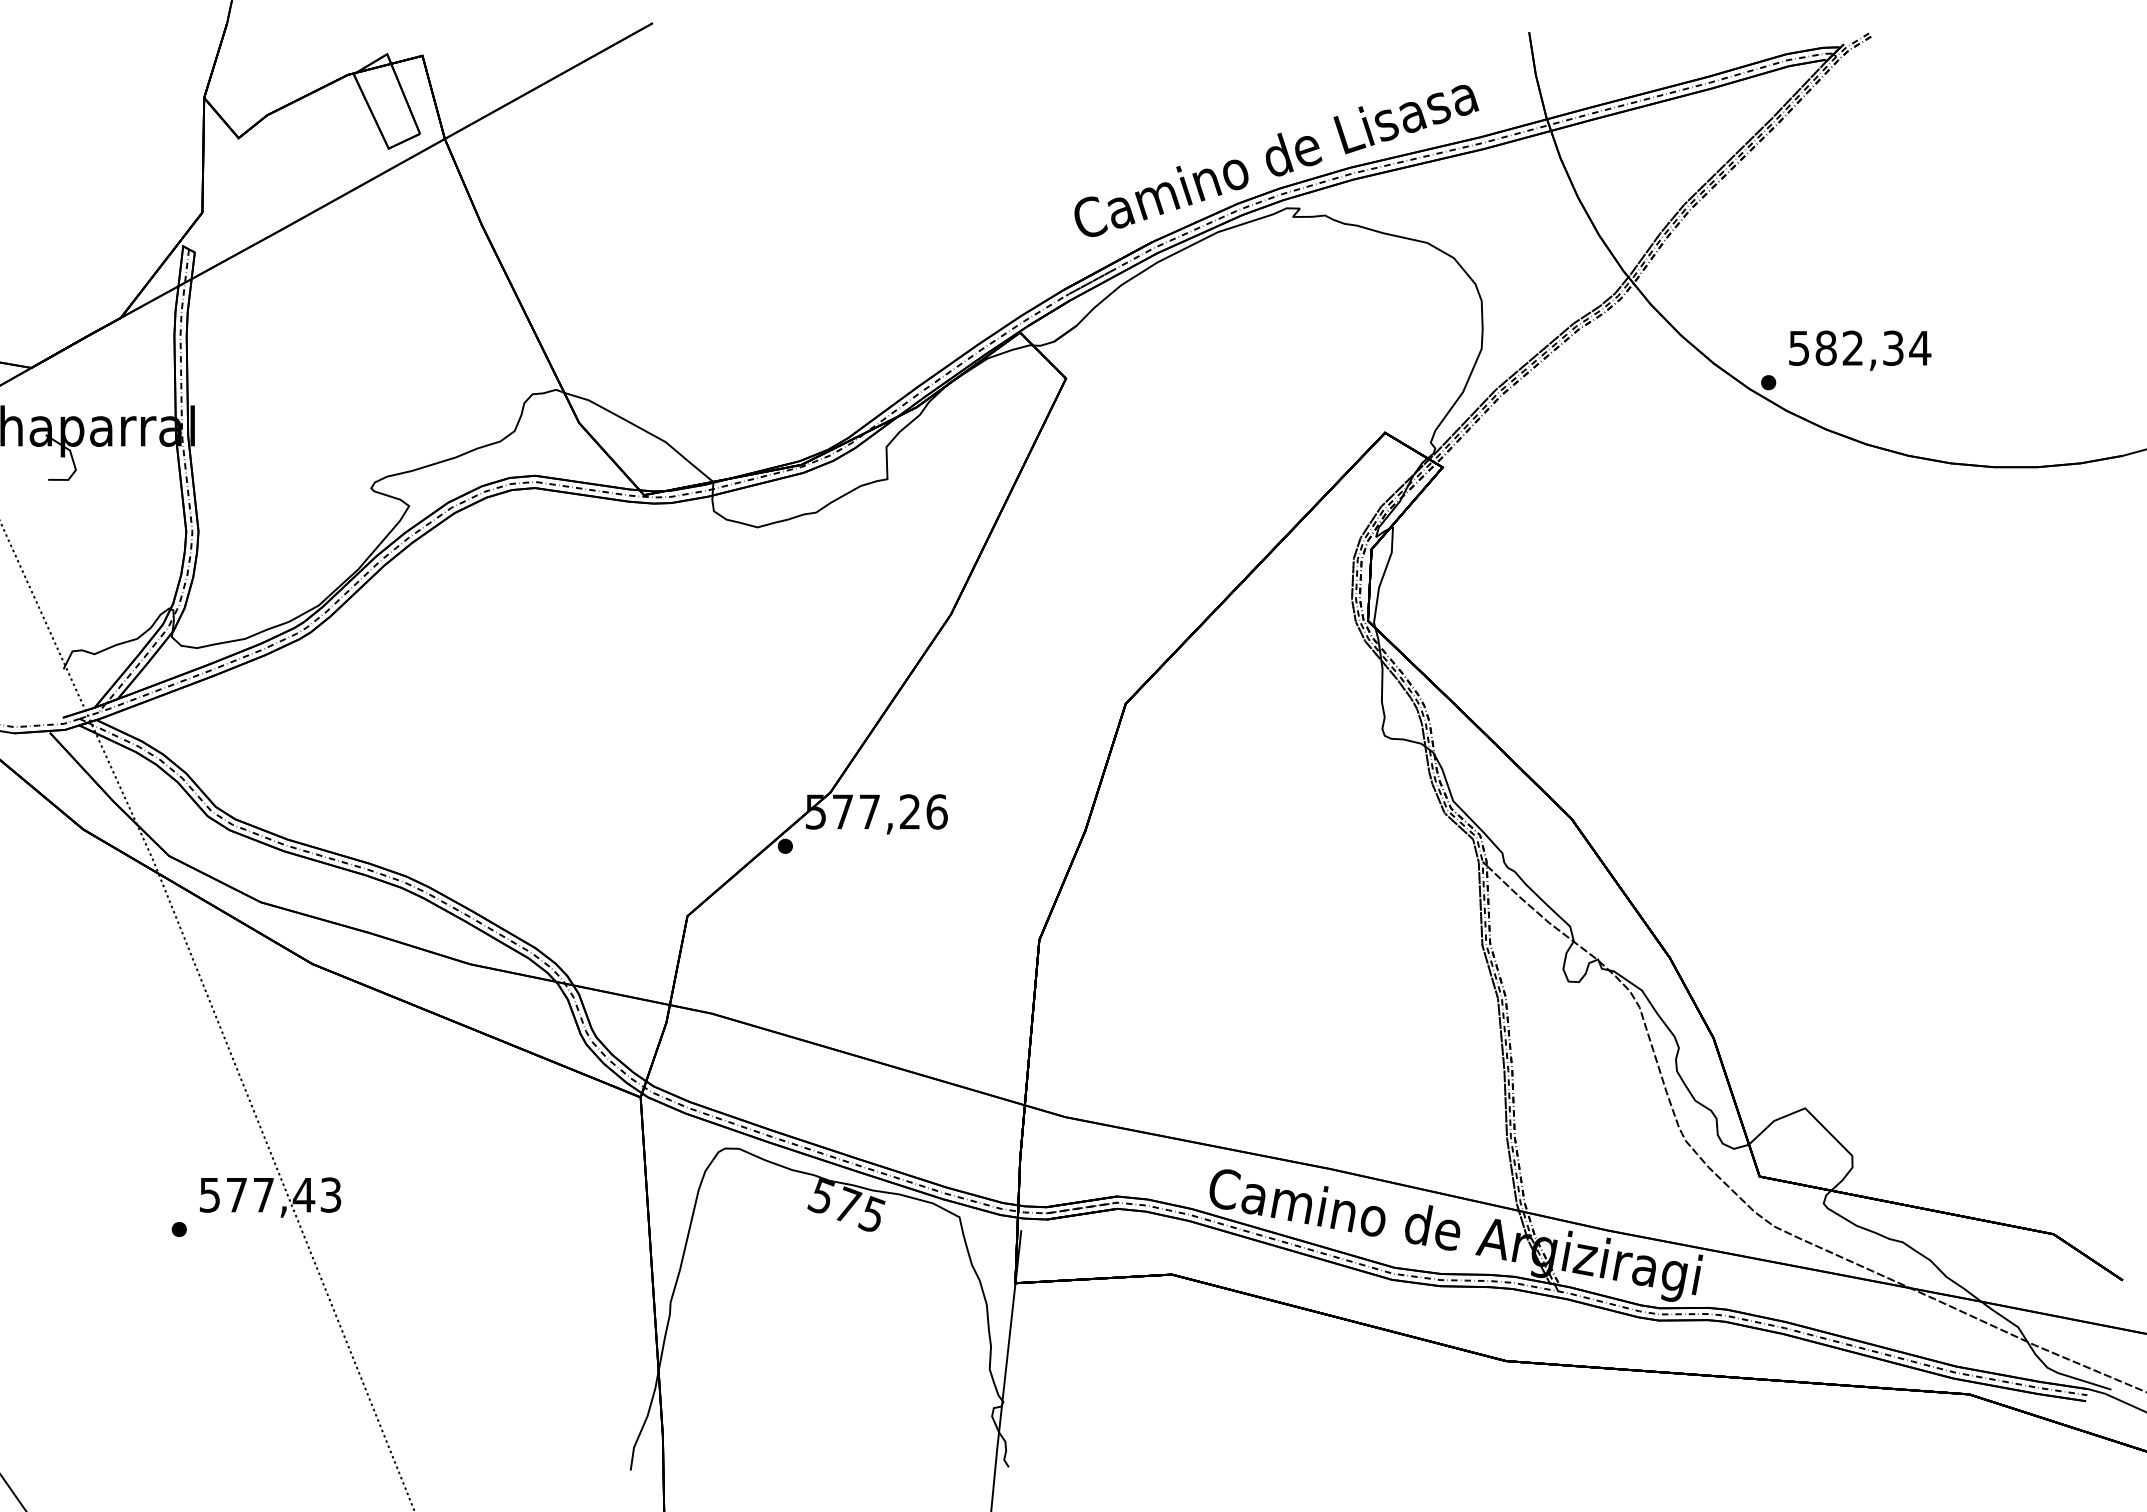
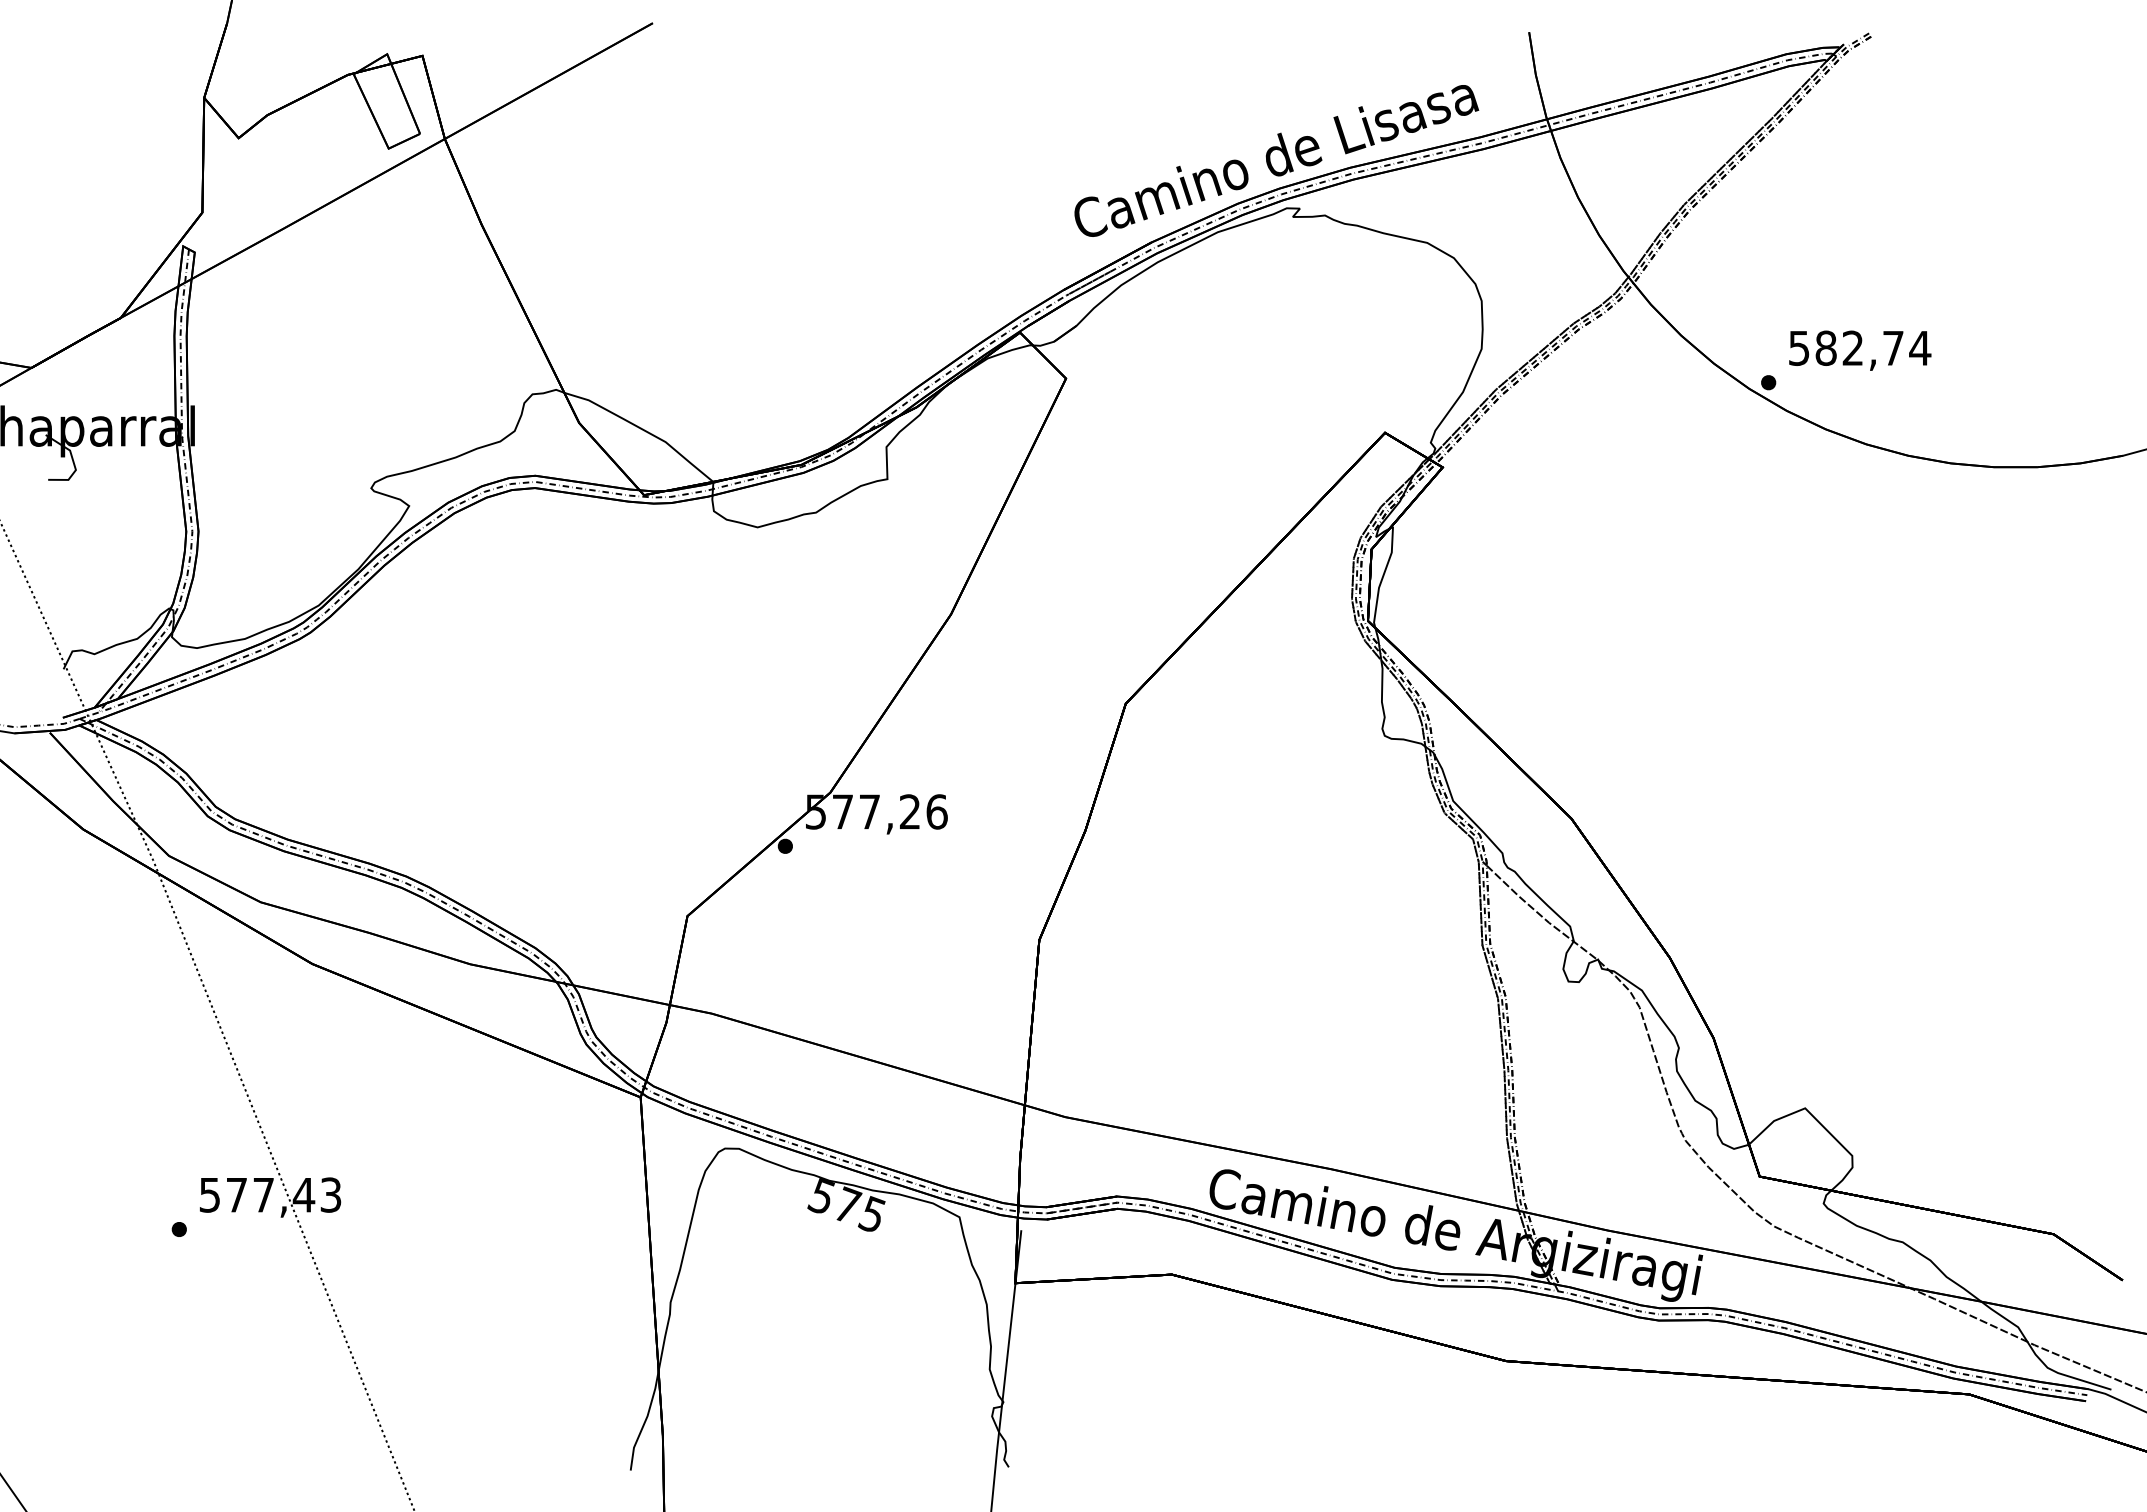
text: 582,34 -> 582,74 (1893, 348)
